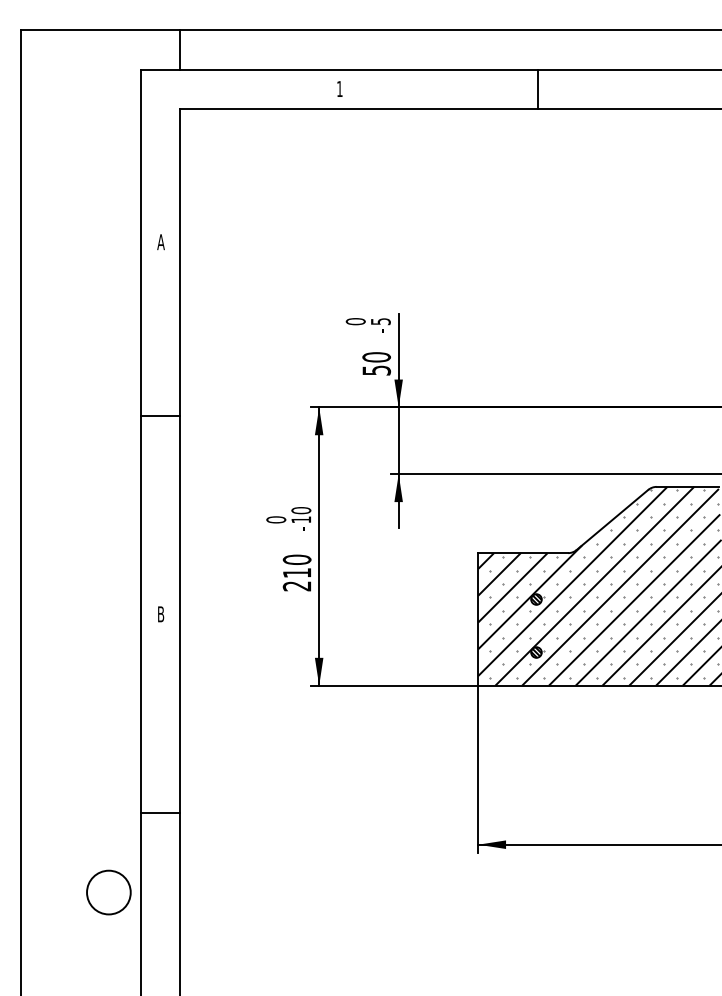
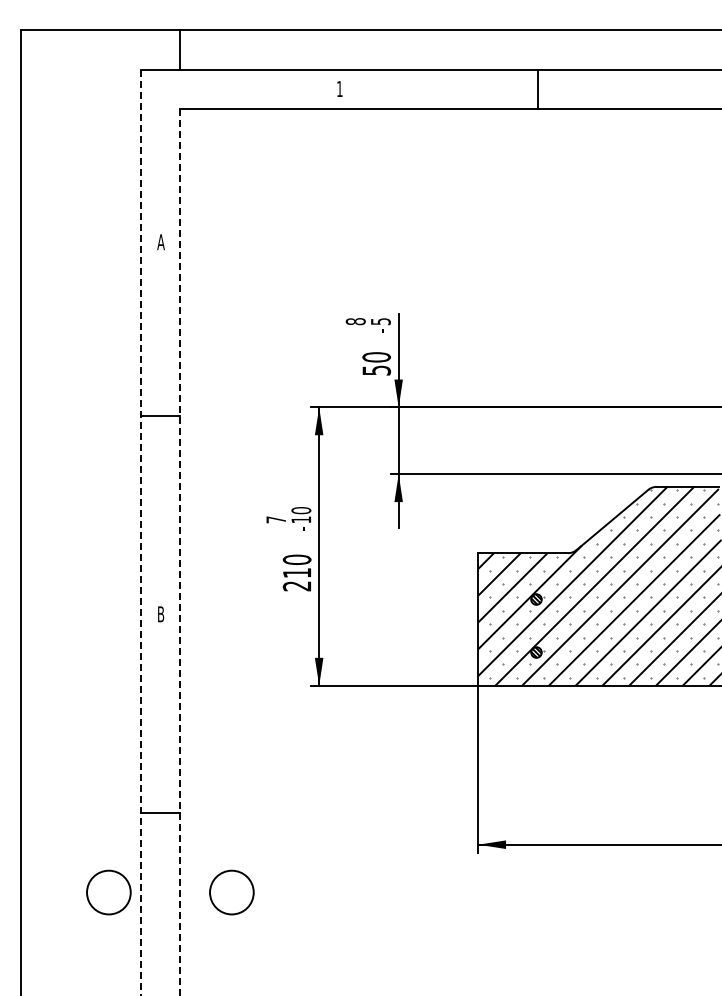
text: 0 -> 8 (355, 321)
text: 0 -> 7 (276, 519)
line: solid -> dashed (140, 532)
line: solid -> dashed (180, 552)
circle: none -> present (231, 892)
